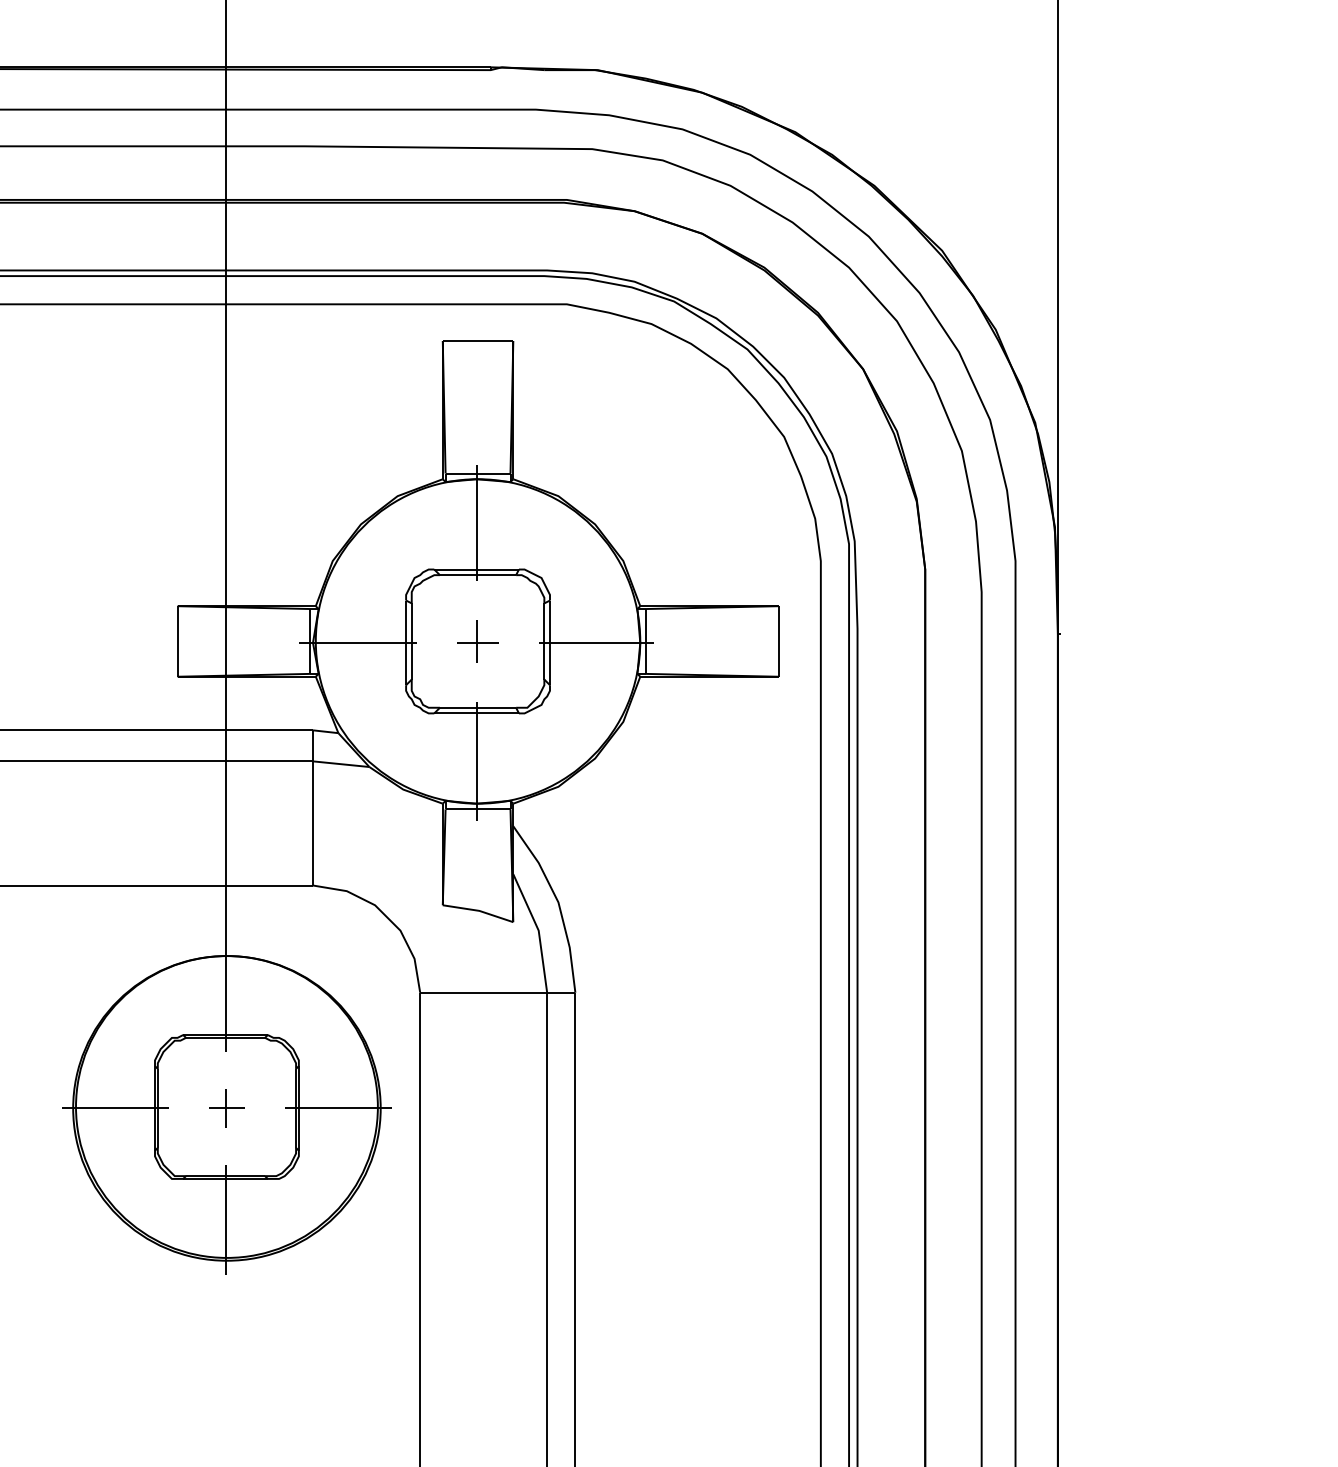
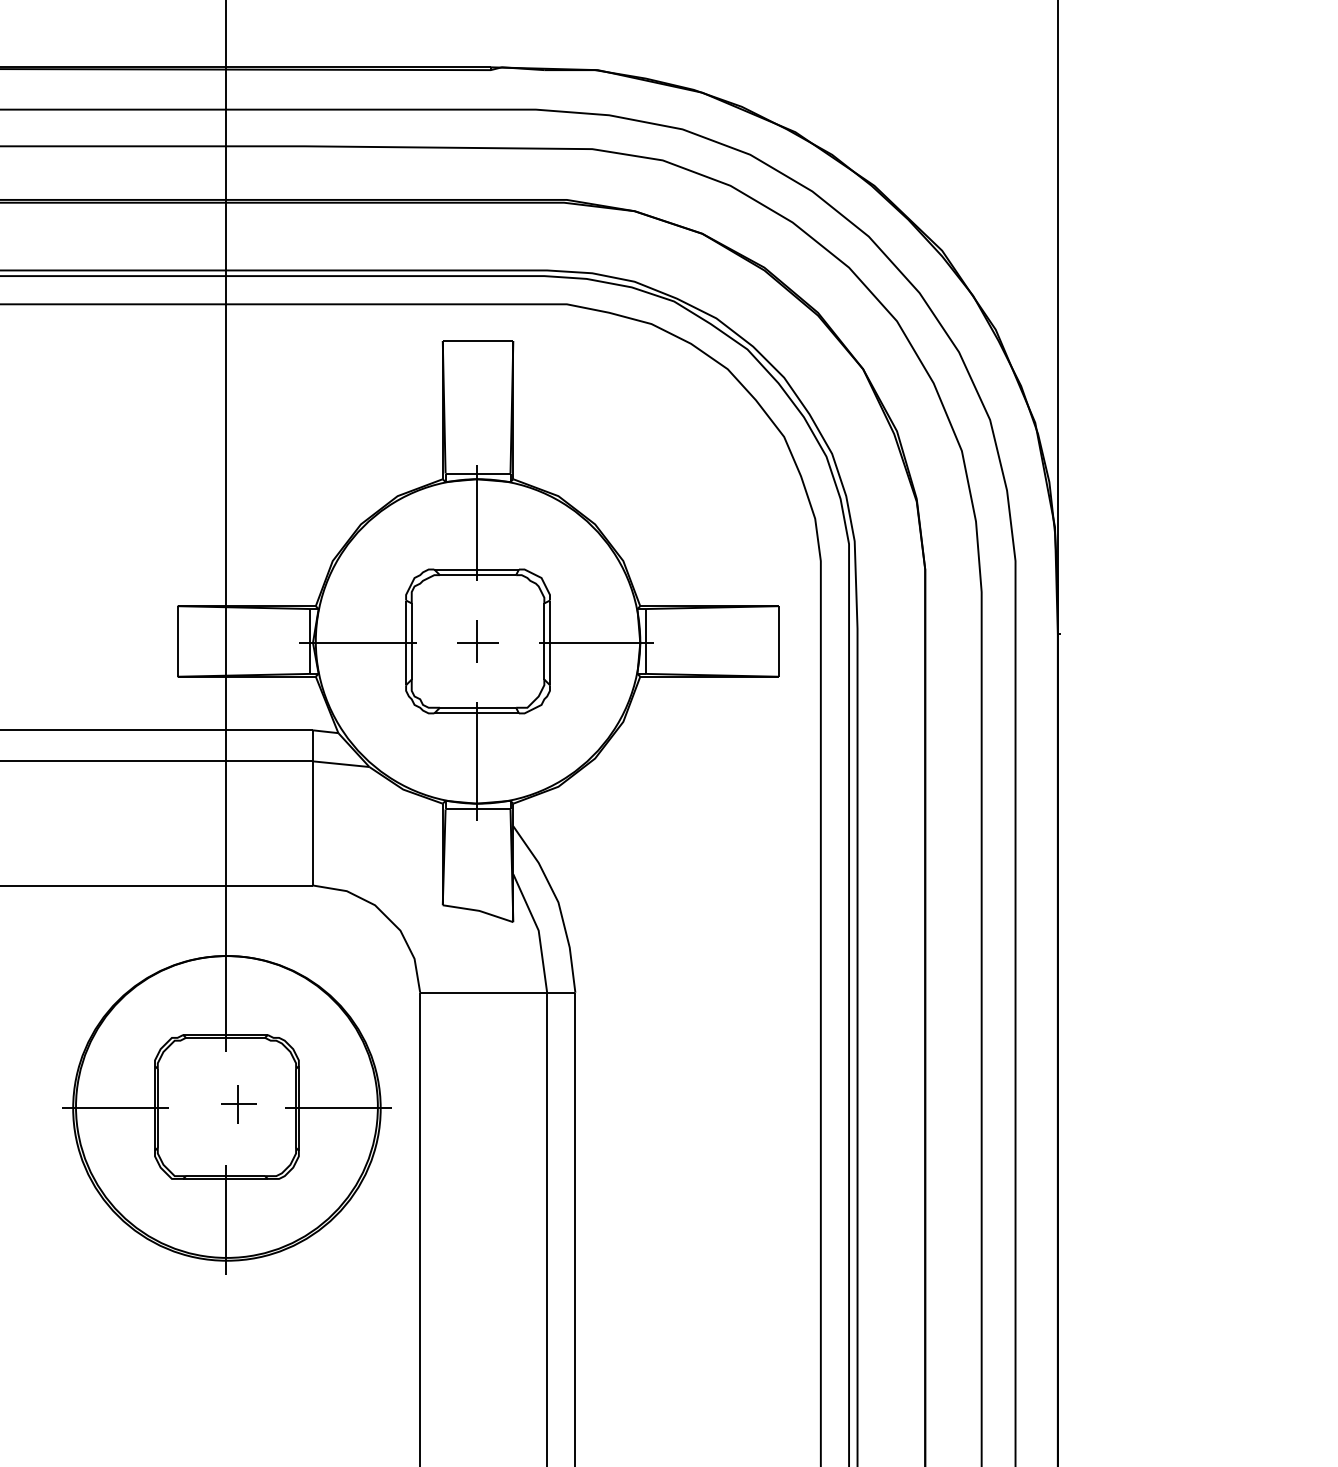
part position: (226, 1108) -> (238, 1104) (238, 1104)
